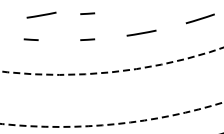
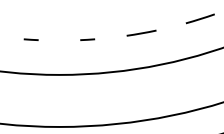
line: present -> none (87, 13)
line: present -> none (41, 14)
arc: dashed -> solid (114, 71)
arc: dashed -> solid (111, 124)
